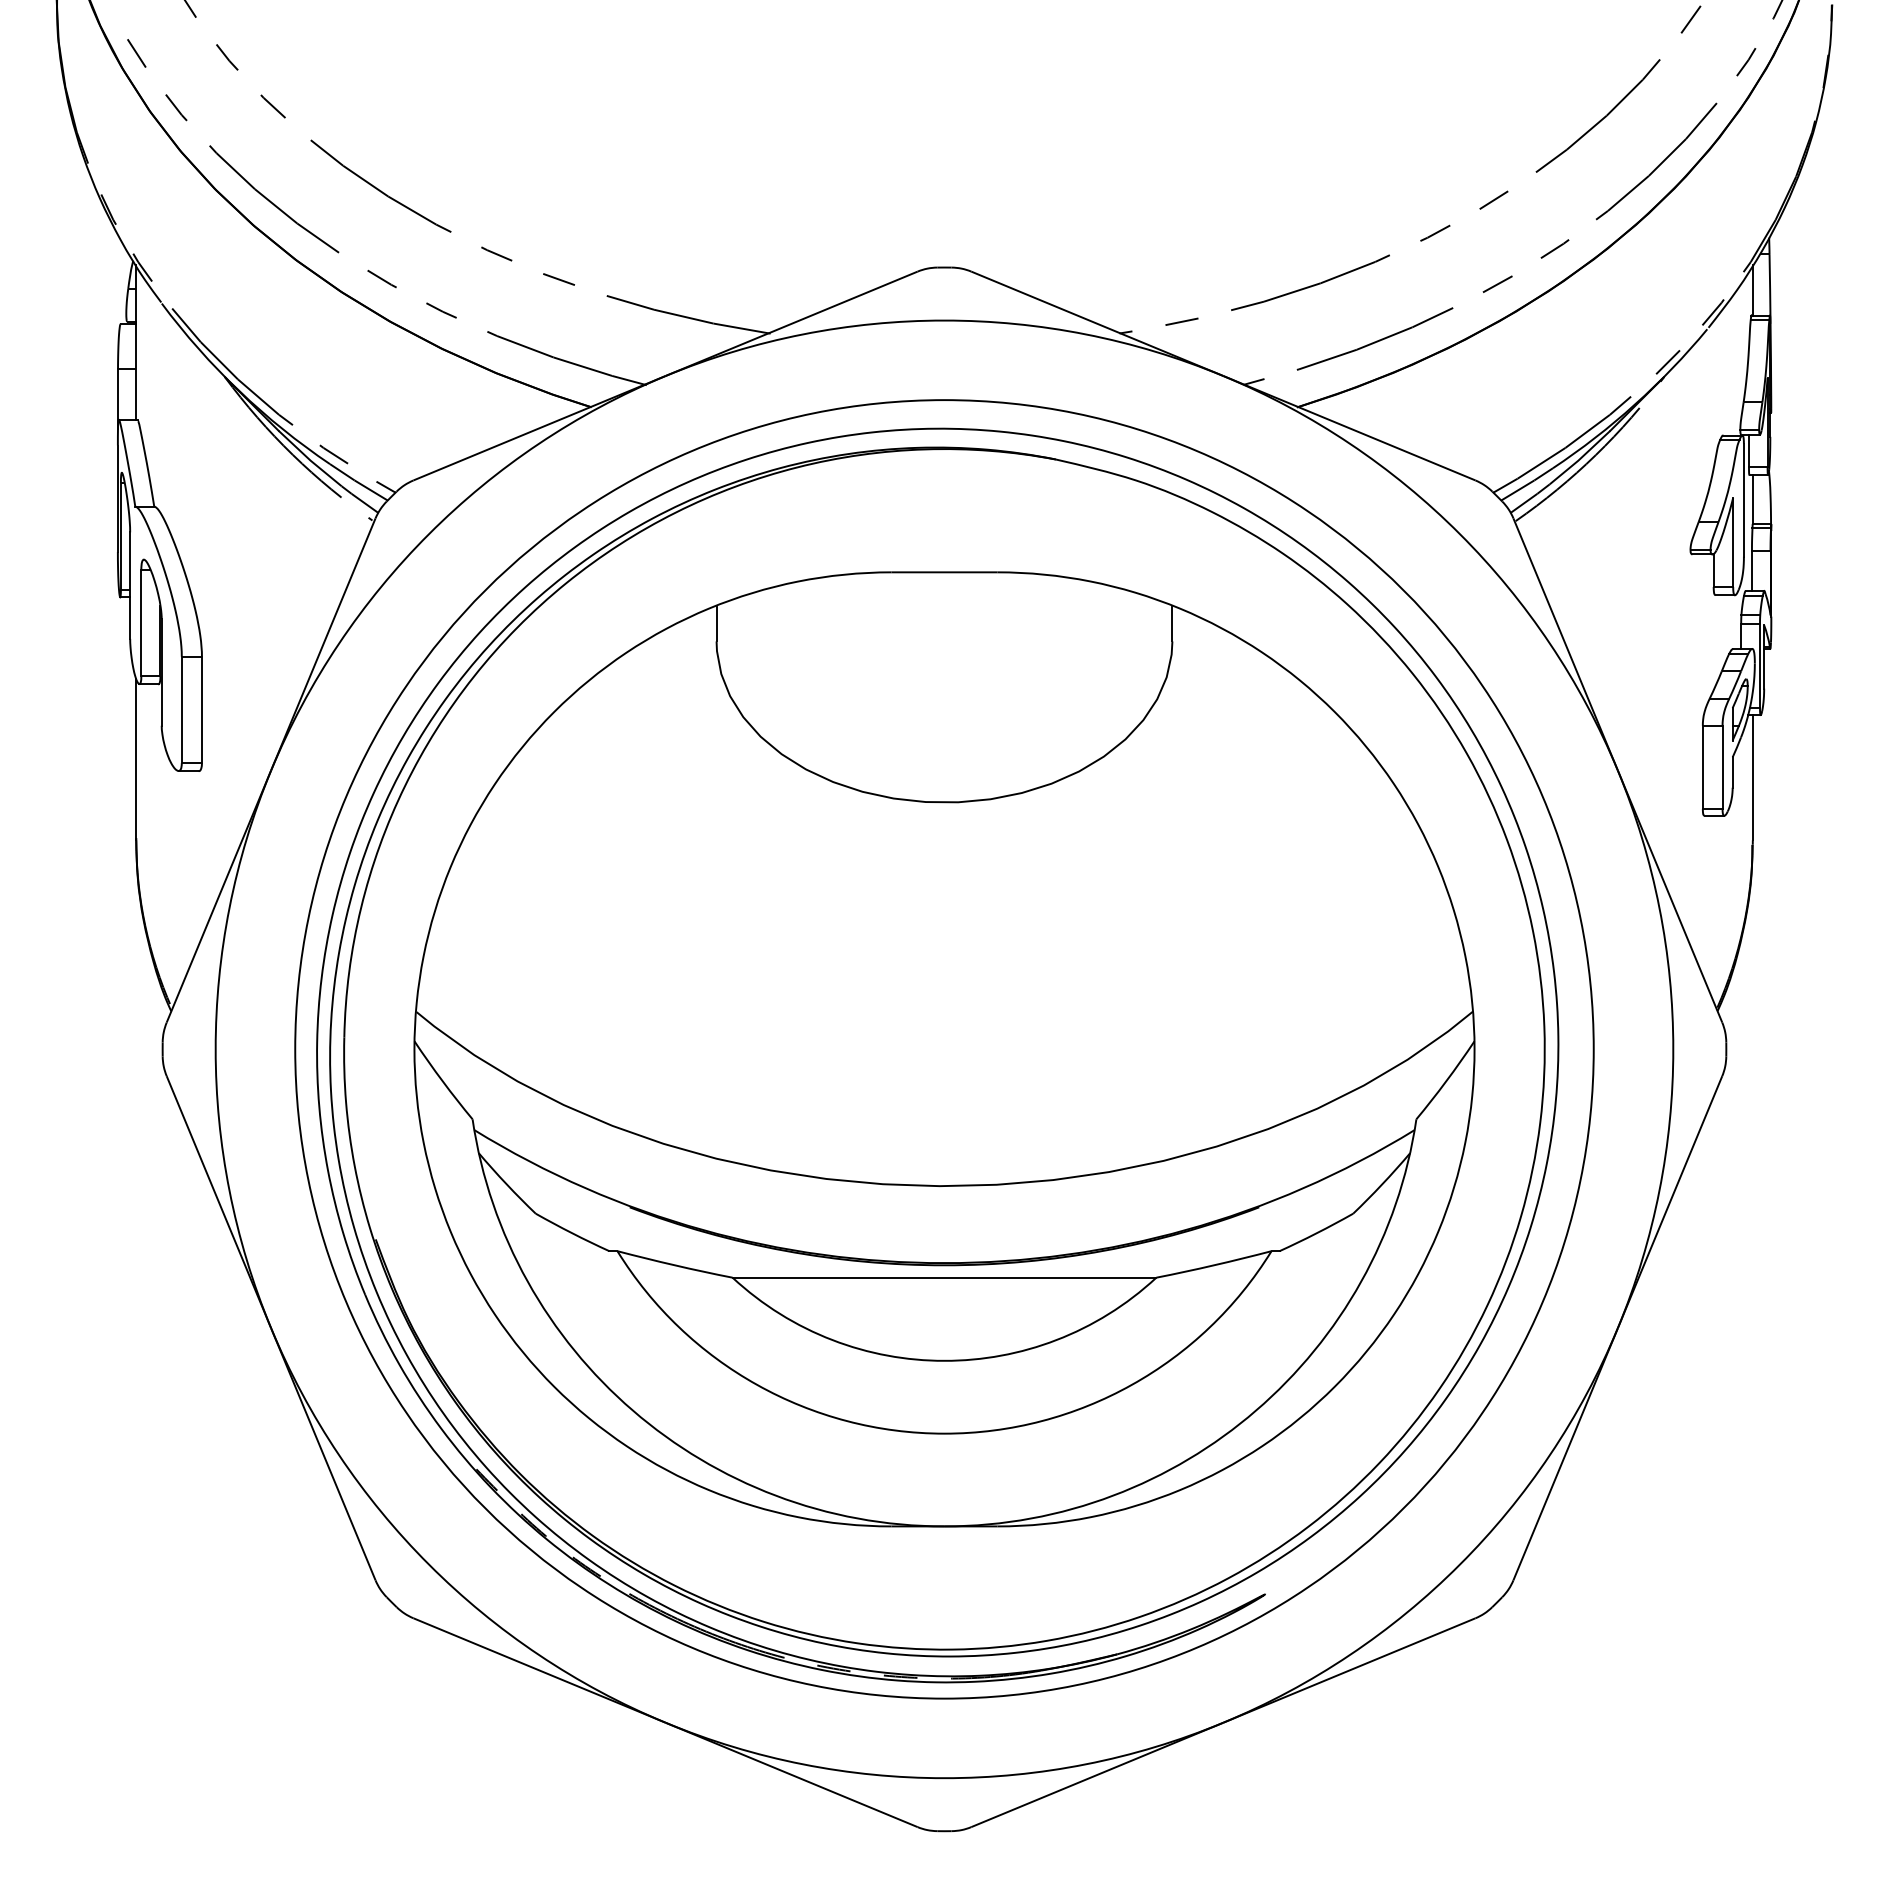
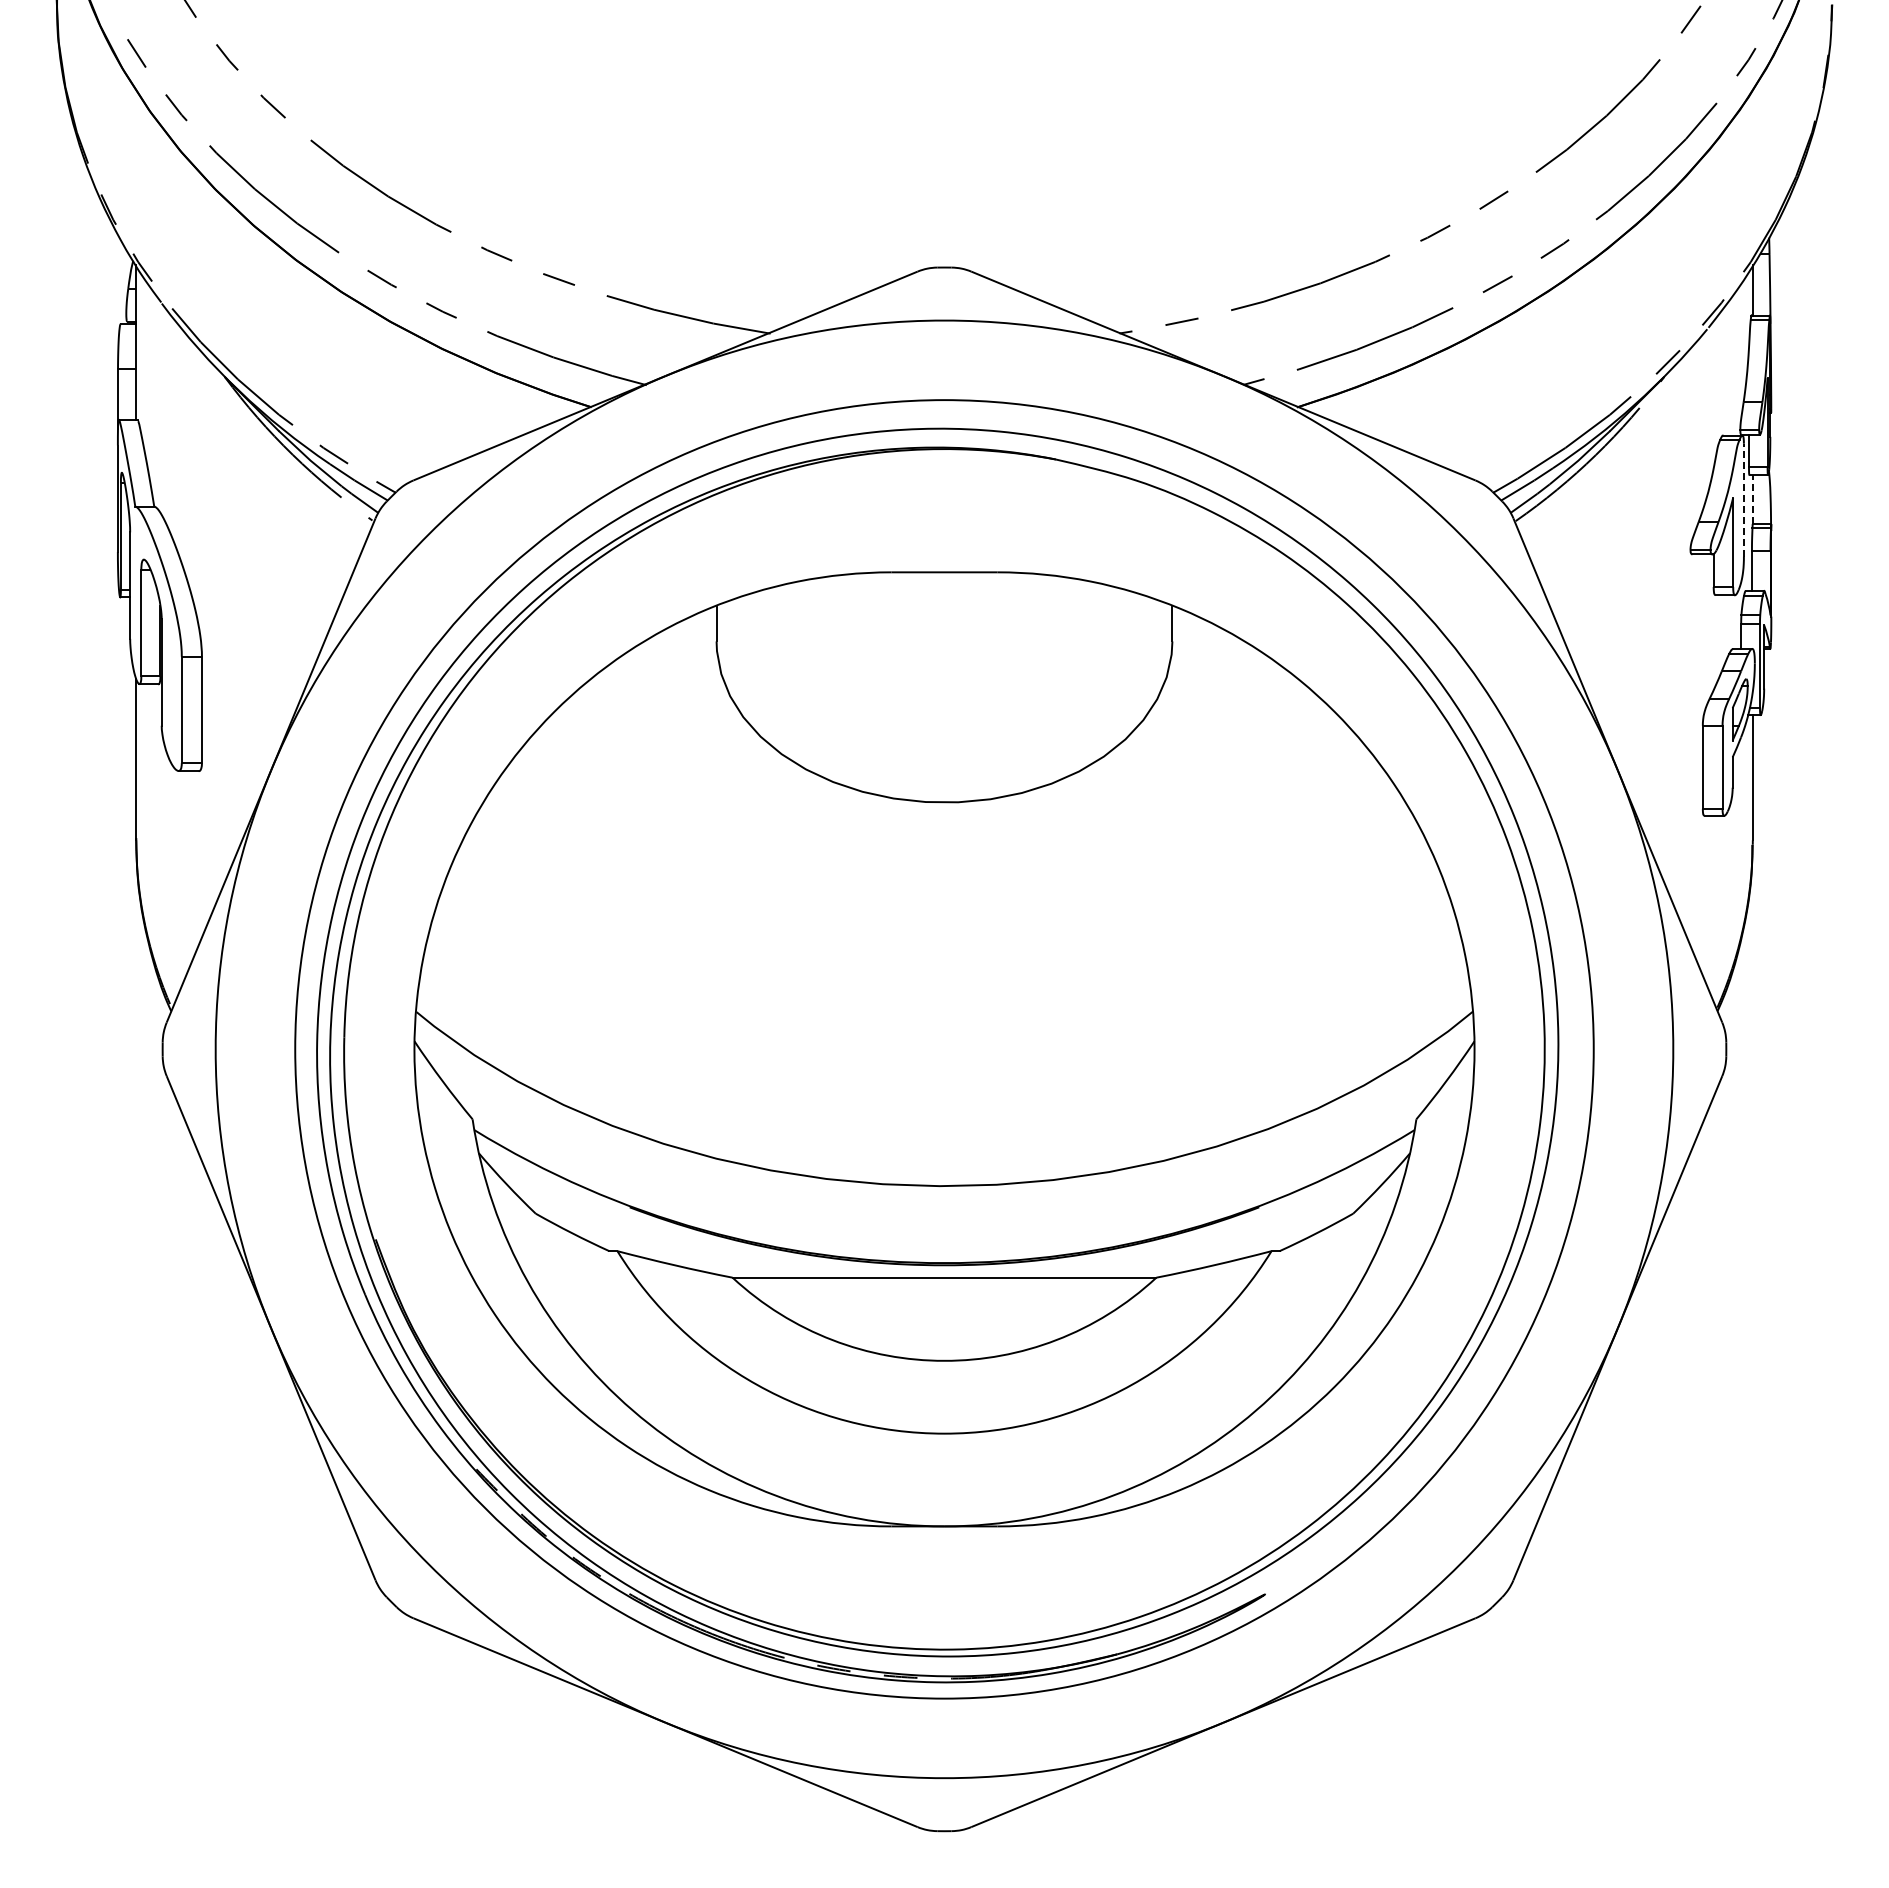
line: solid -> dashed (1743, 499)
line: solid -> dashed (1752, 499)
